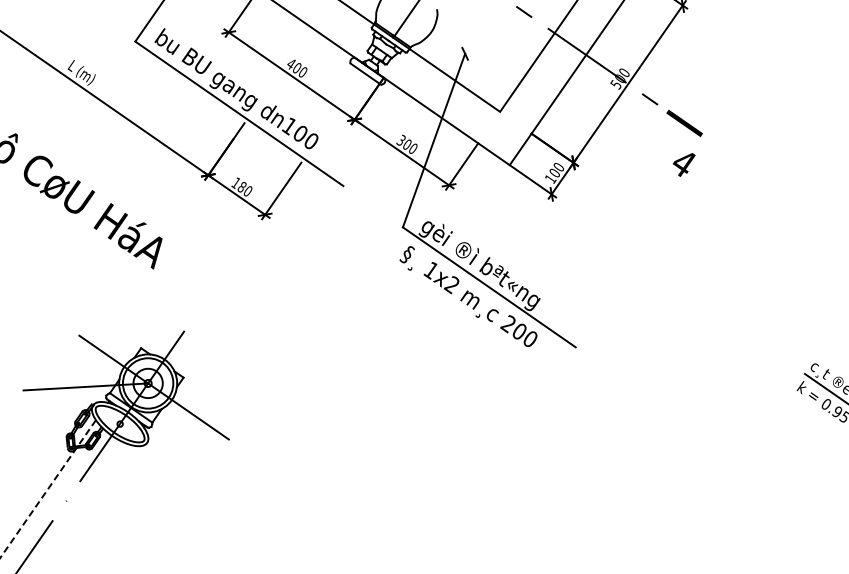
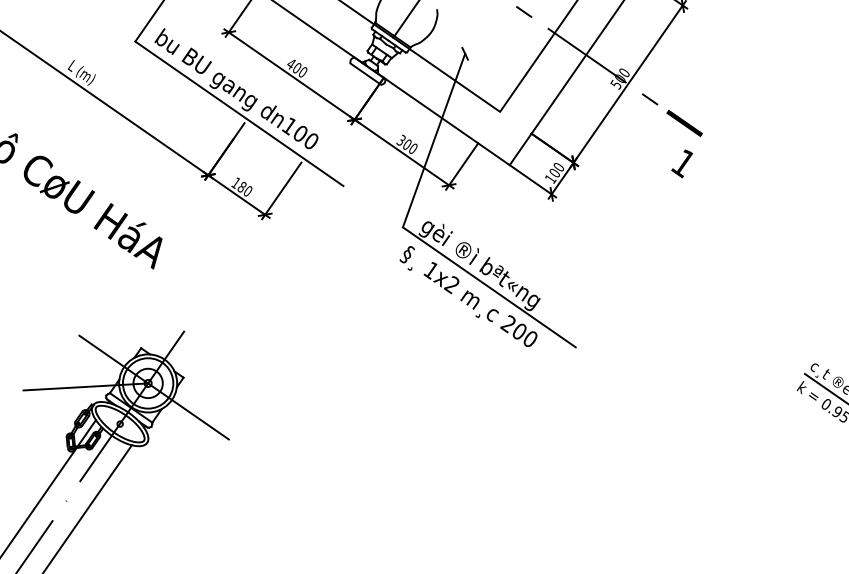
text: 4 -> 1 (683, 163)
line: dashed -> solid (48, 488)
line: none -> present (88, 507)
